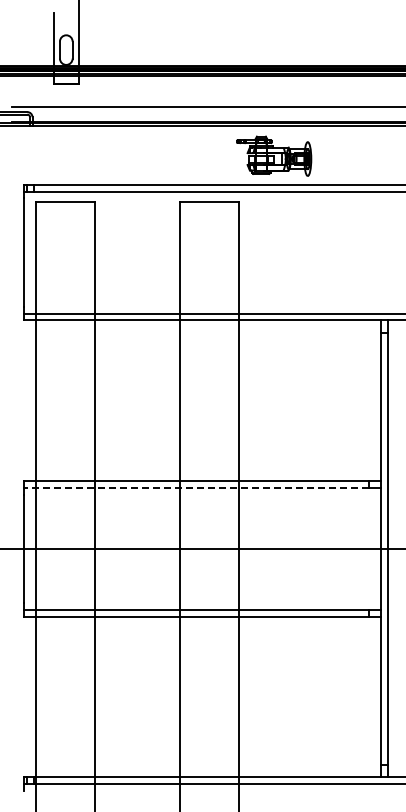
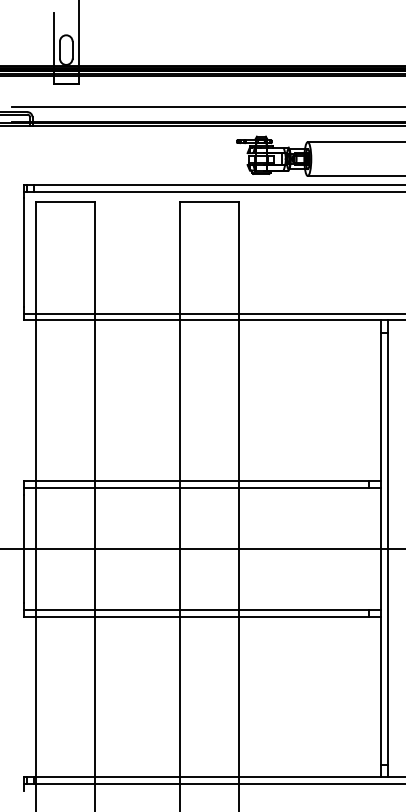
line: none -> present (354, 142)
line: none -> present (354, 176)
line: dashed -> solid (195, 487)
